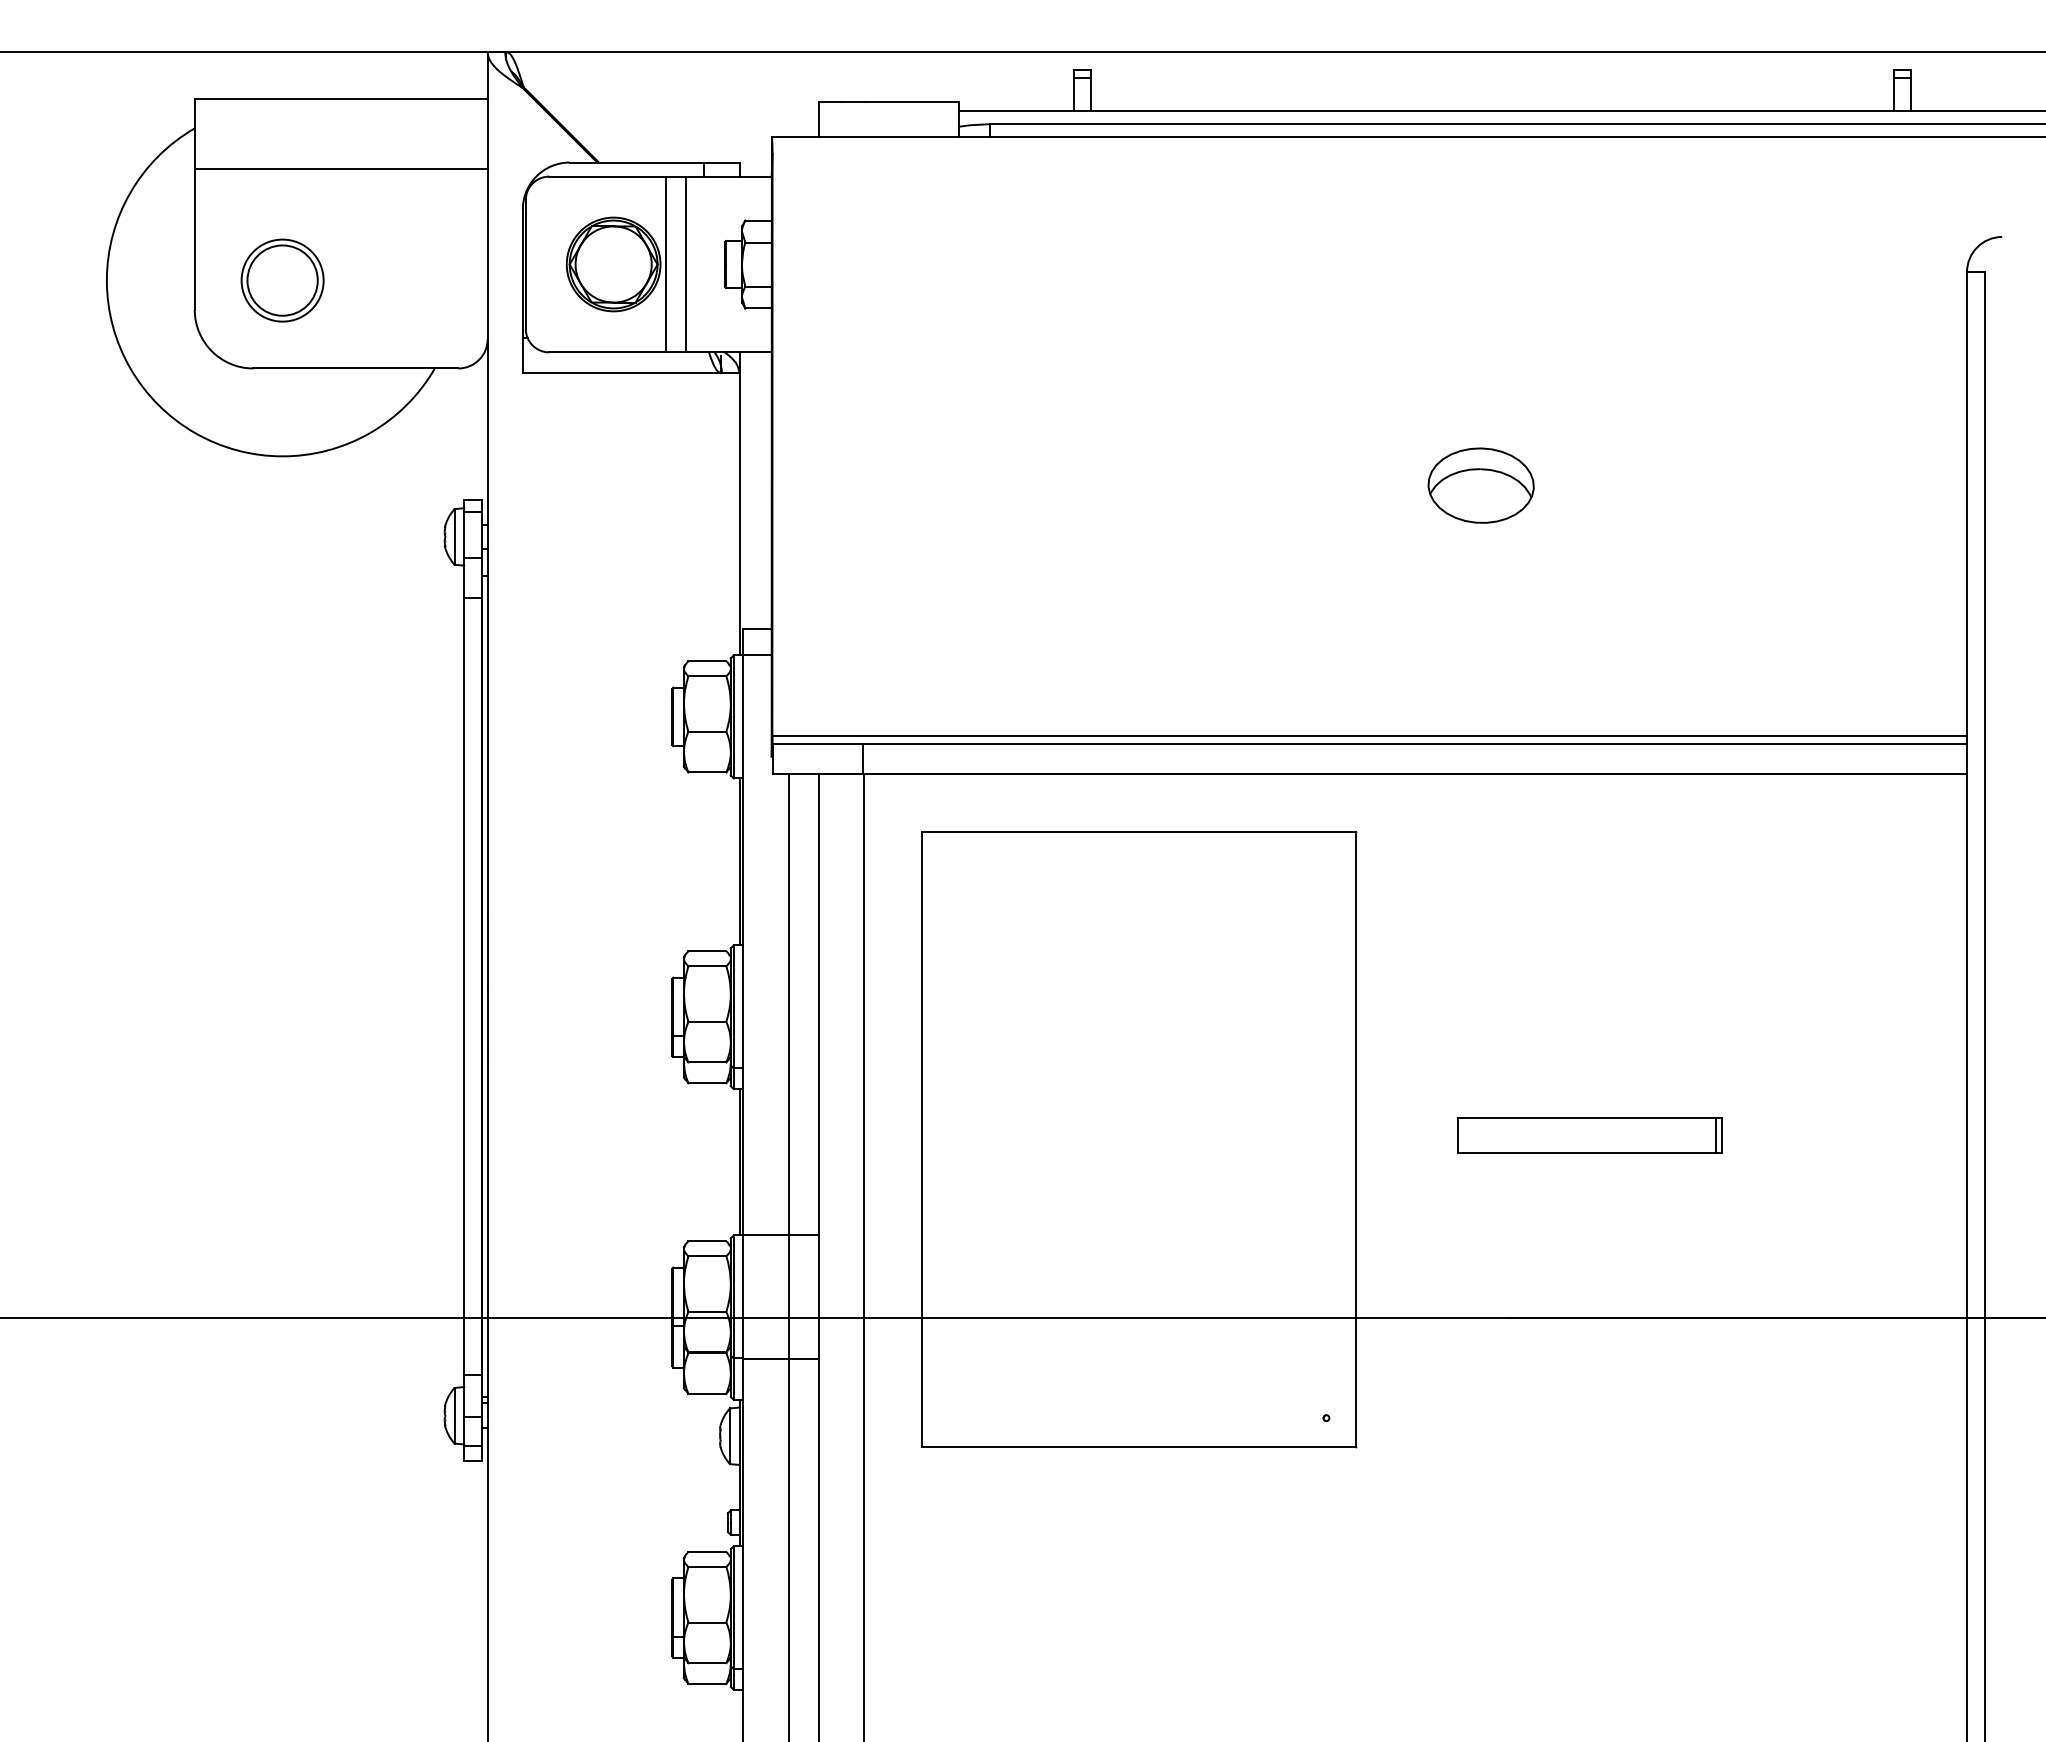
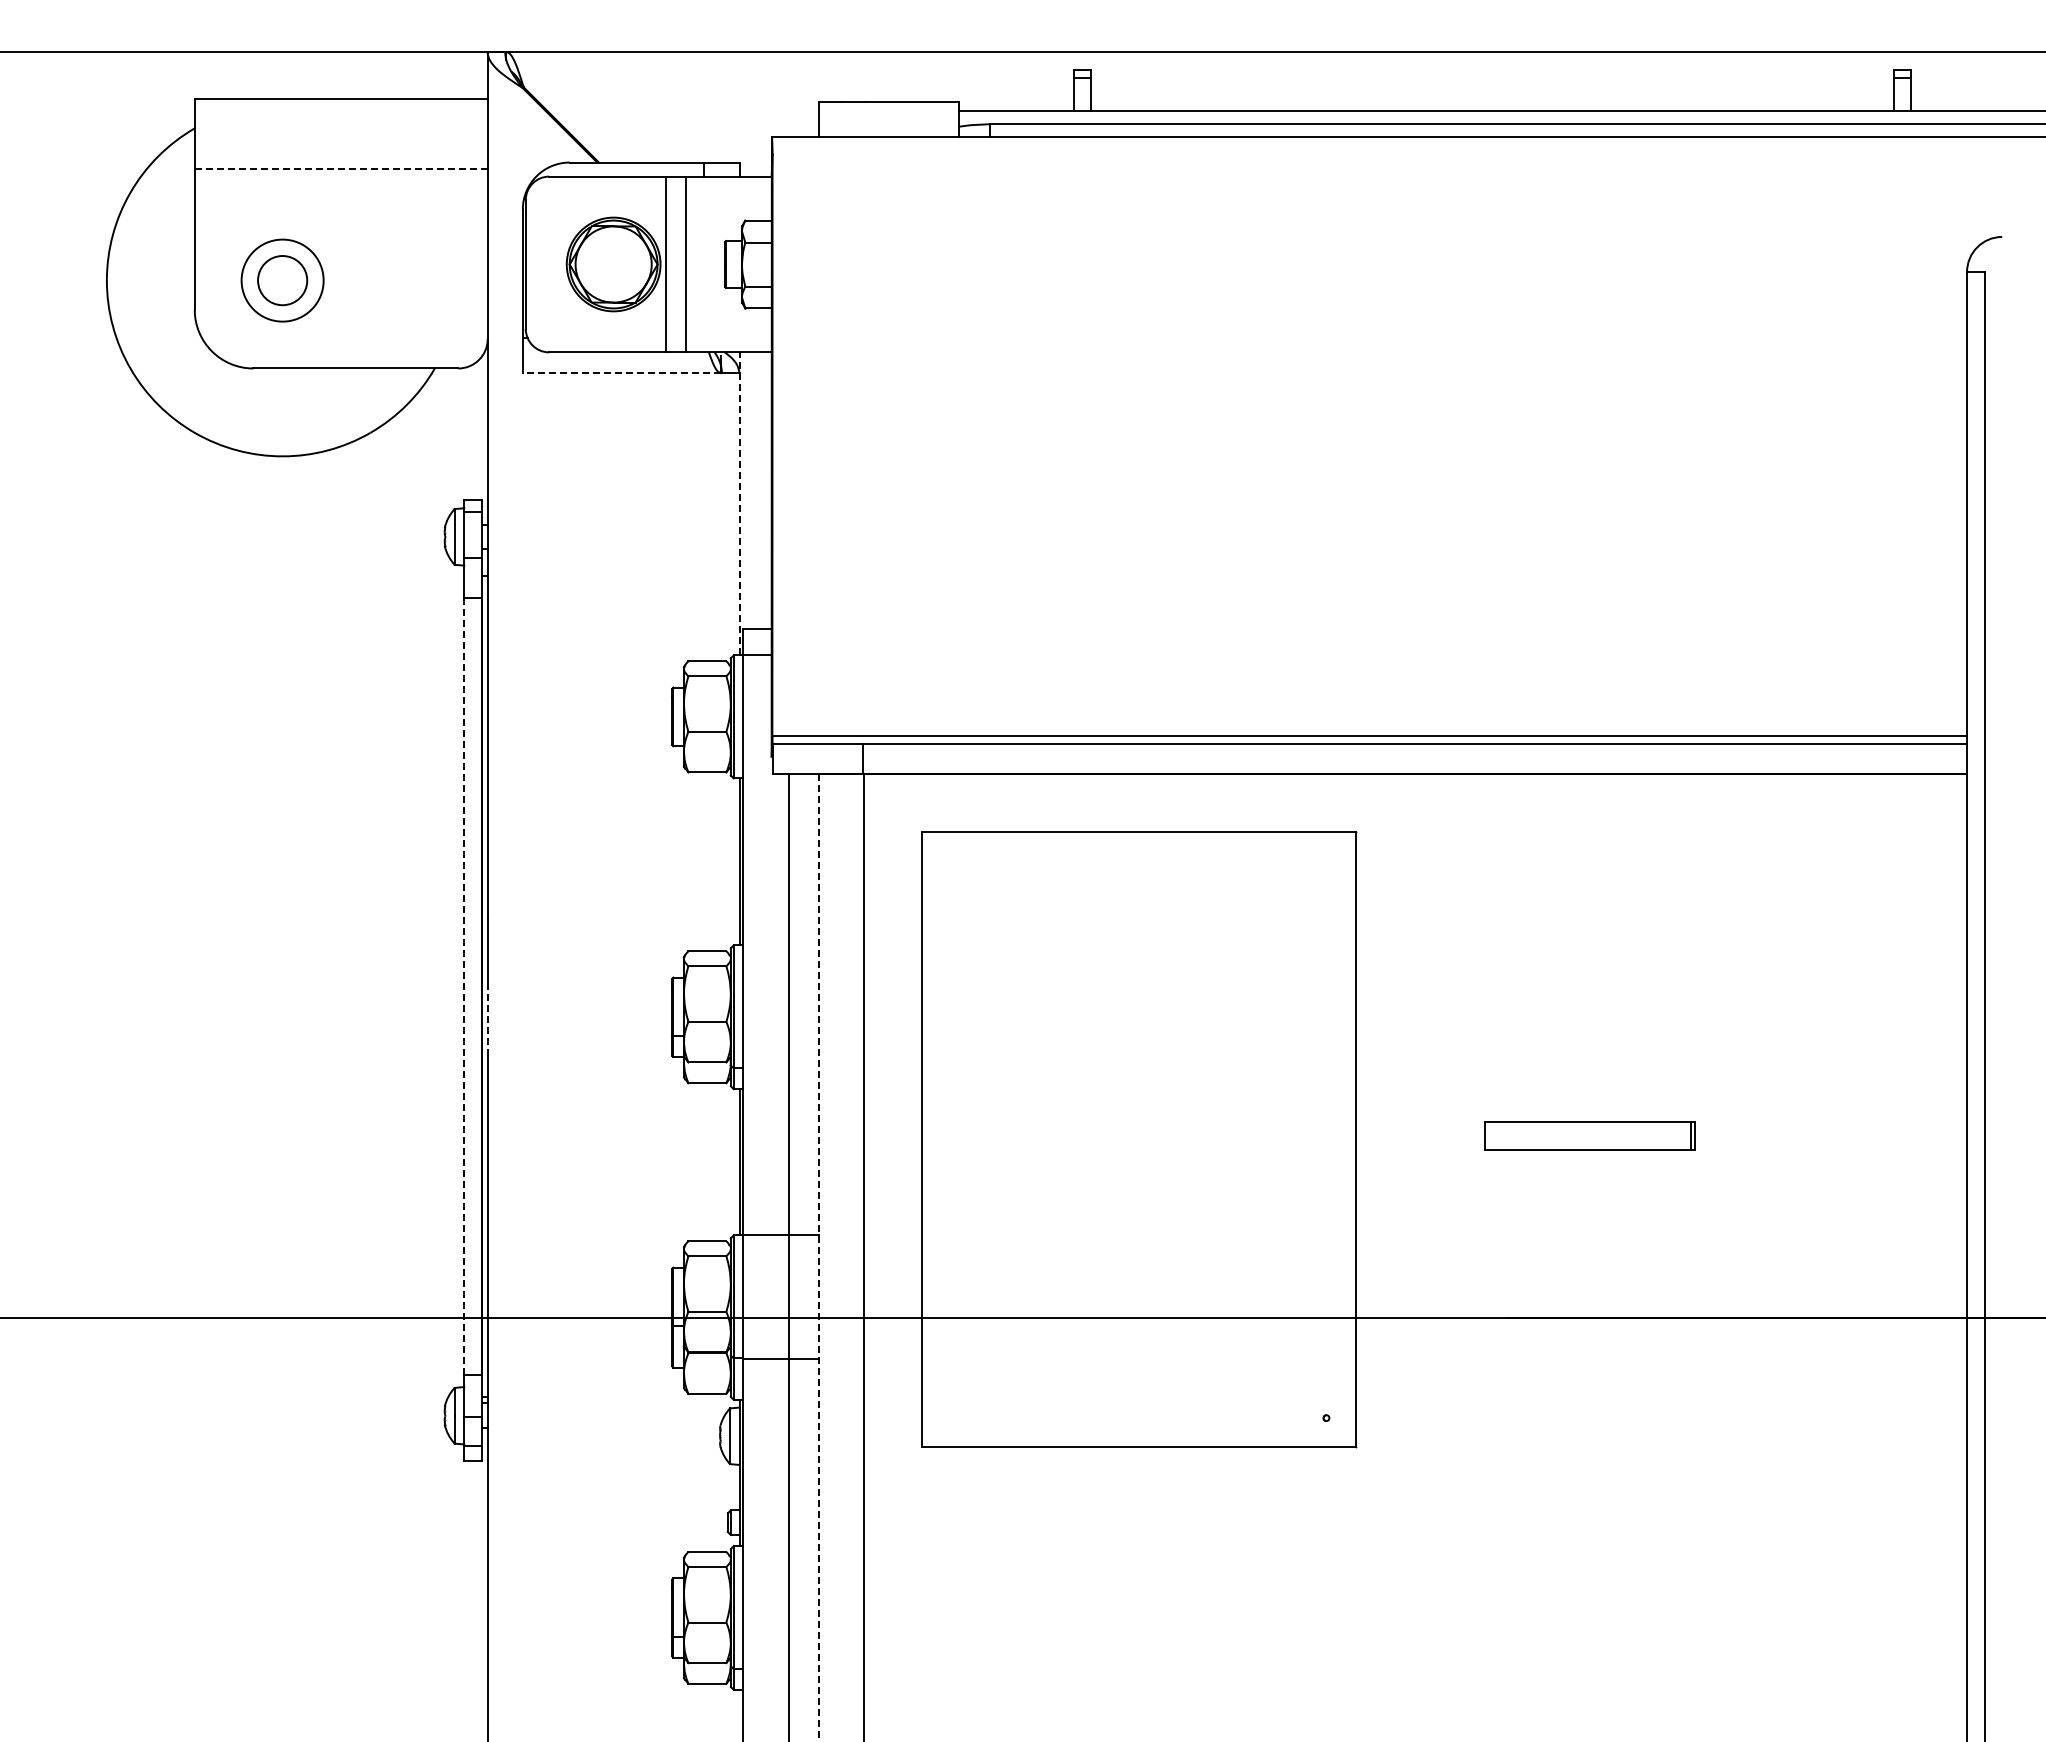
line: solid -> dashed (340, 169)
circle diameter: 70 px -> 49 px (282, 280)
line: solid -> dashed (621, 373)
part: present -> none (1480, 485)
line: solid -> dashed (739, 503)
line: solid -> dashed (464, 986)
line: solid -> dashed (487, 1021)
part size: 266x37 px -> 212x30 px (1589, 1135)
line: solid -> dashed (818, 1257)
